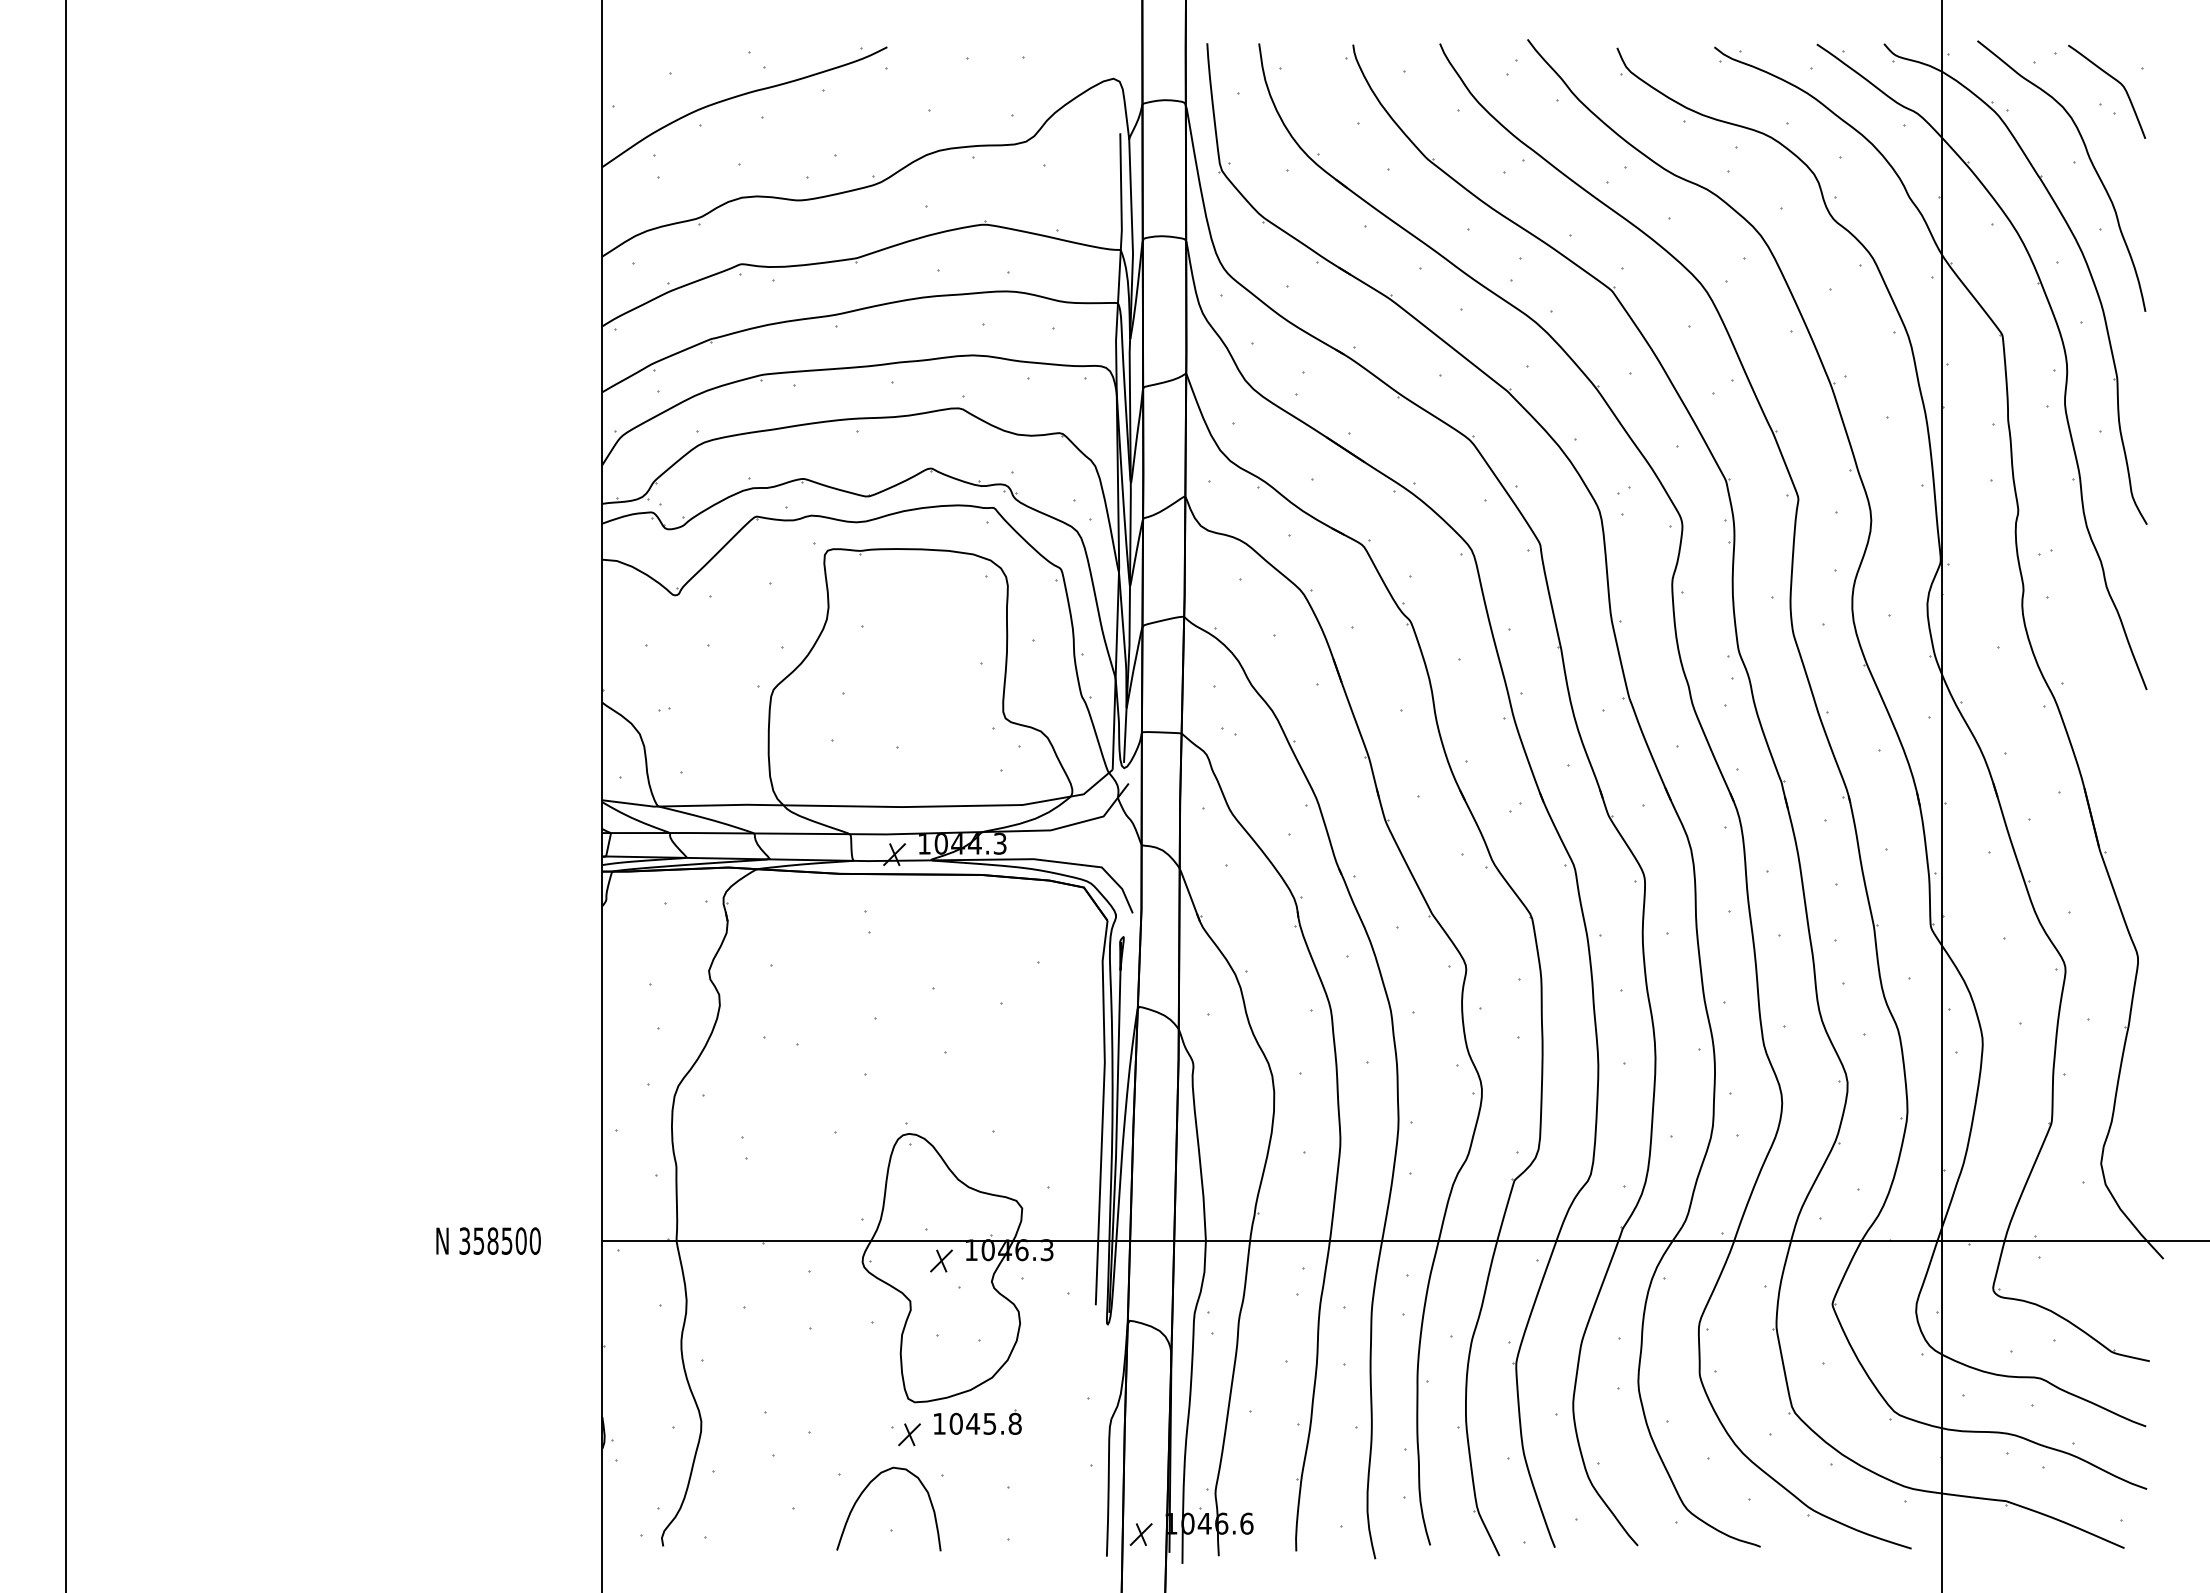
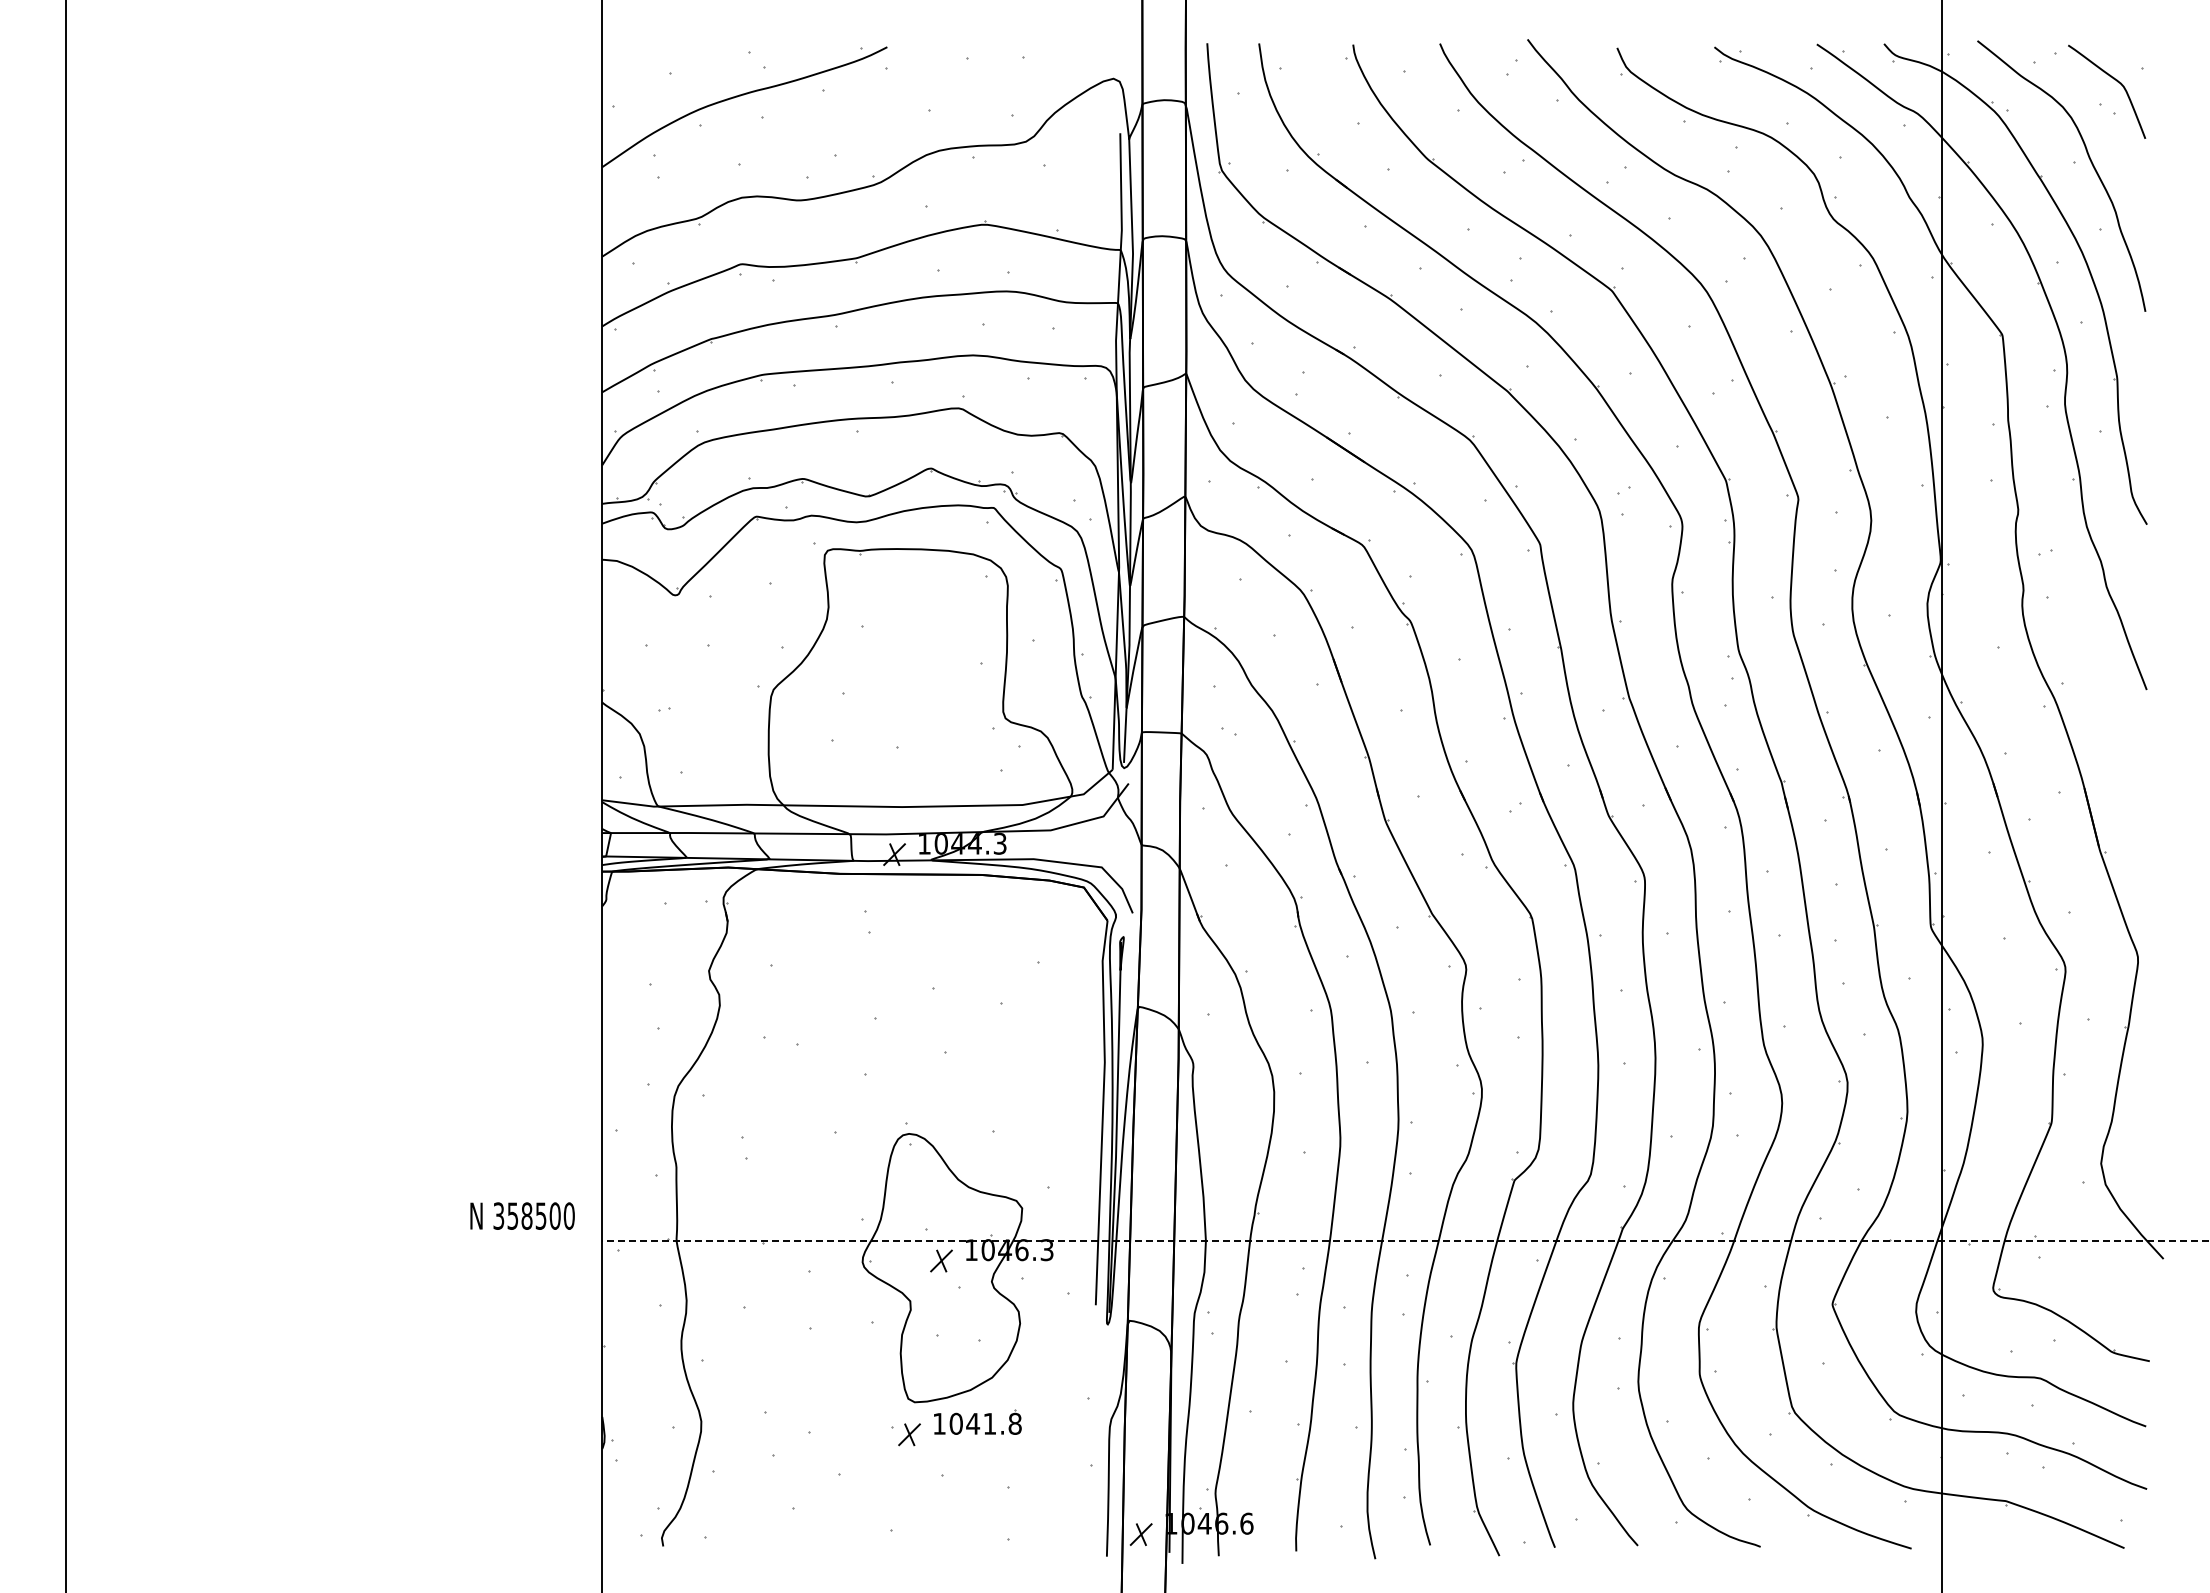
text position: (488, 1240) -> (522, 1215) (522, 1215)
line: solid -> dashed (1405, 1241)
text: 1045.8 -> 1041.8 (989, 1423)
curve: present -> none (865, 1490)
